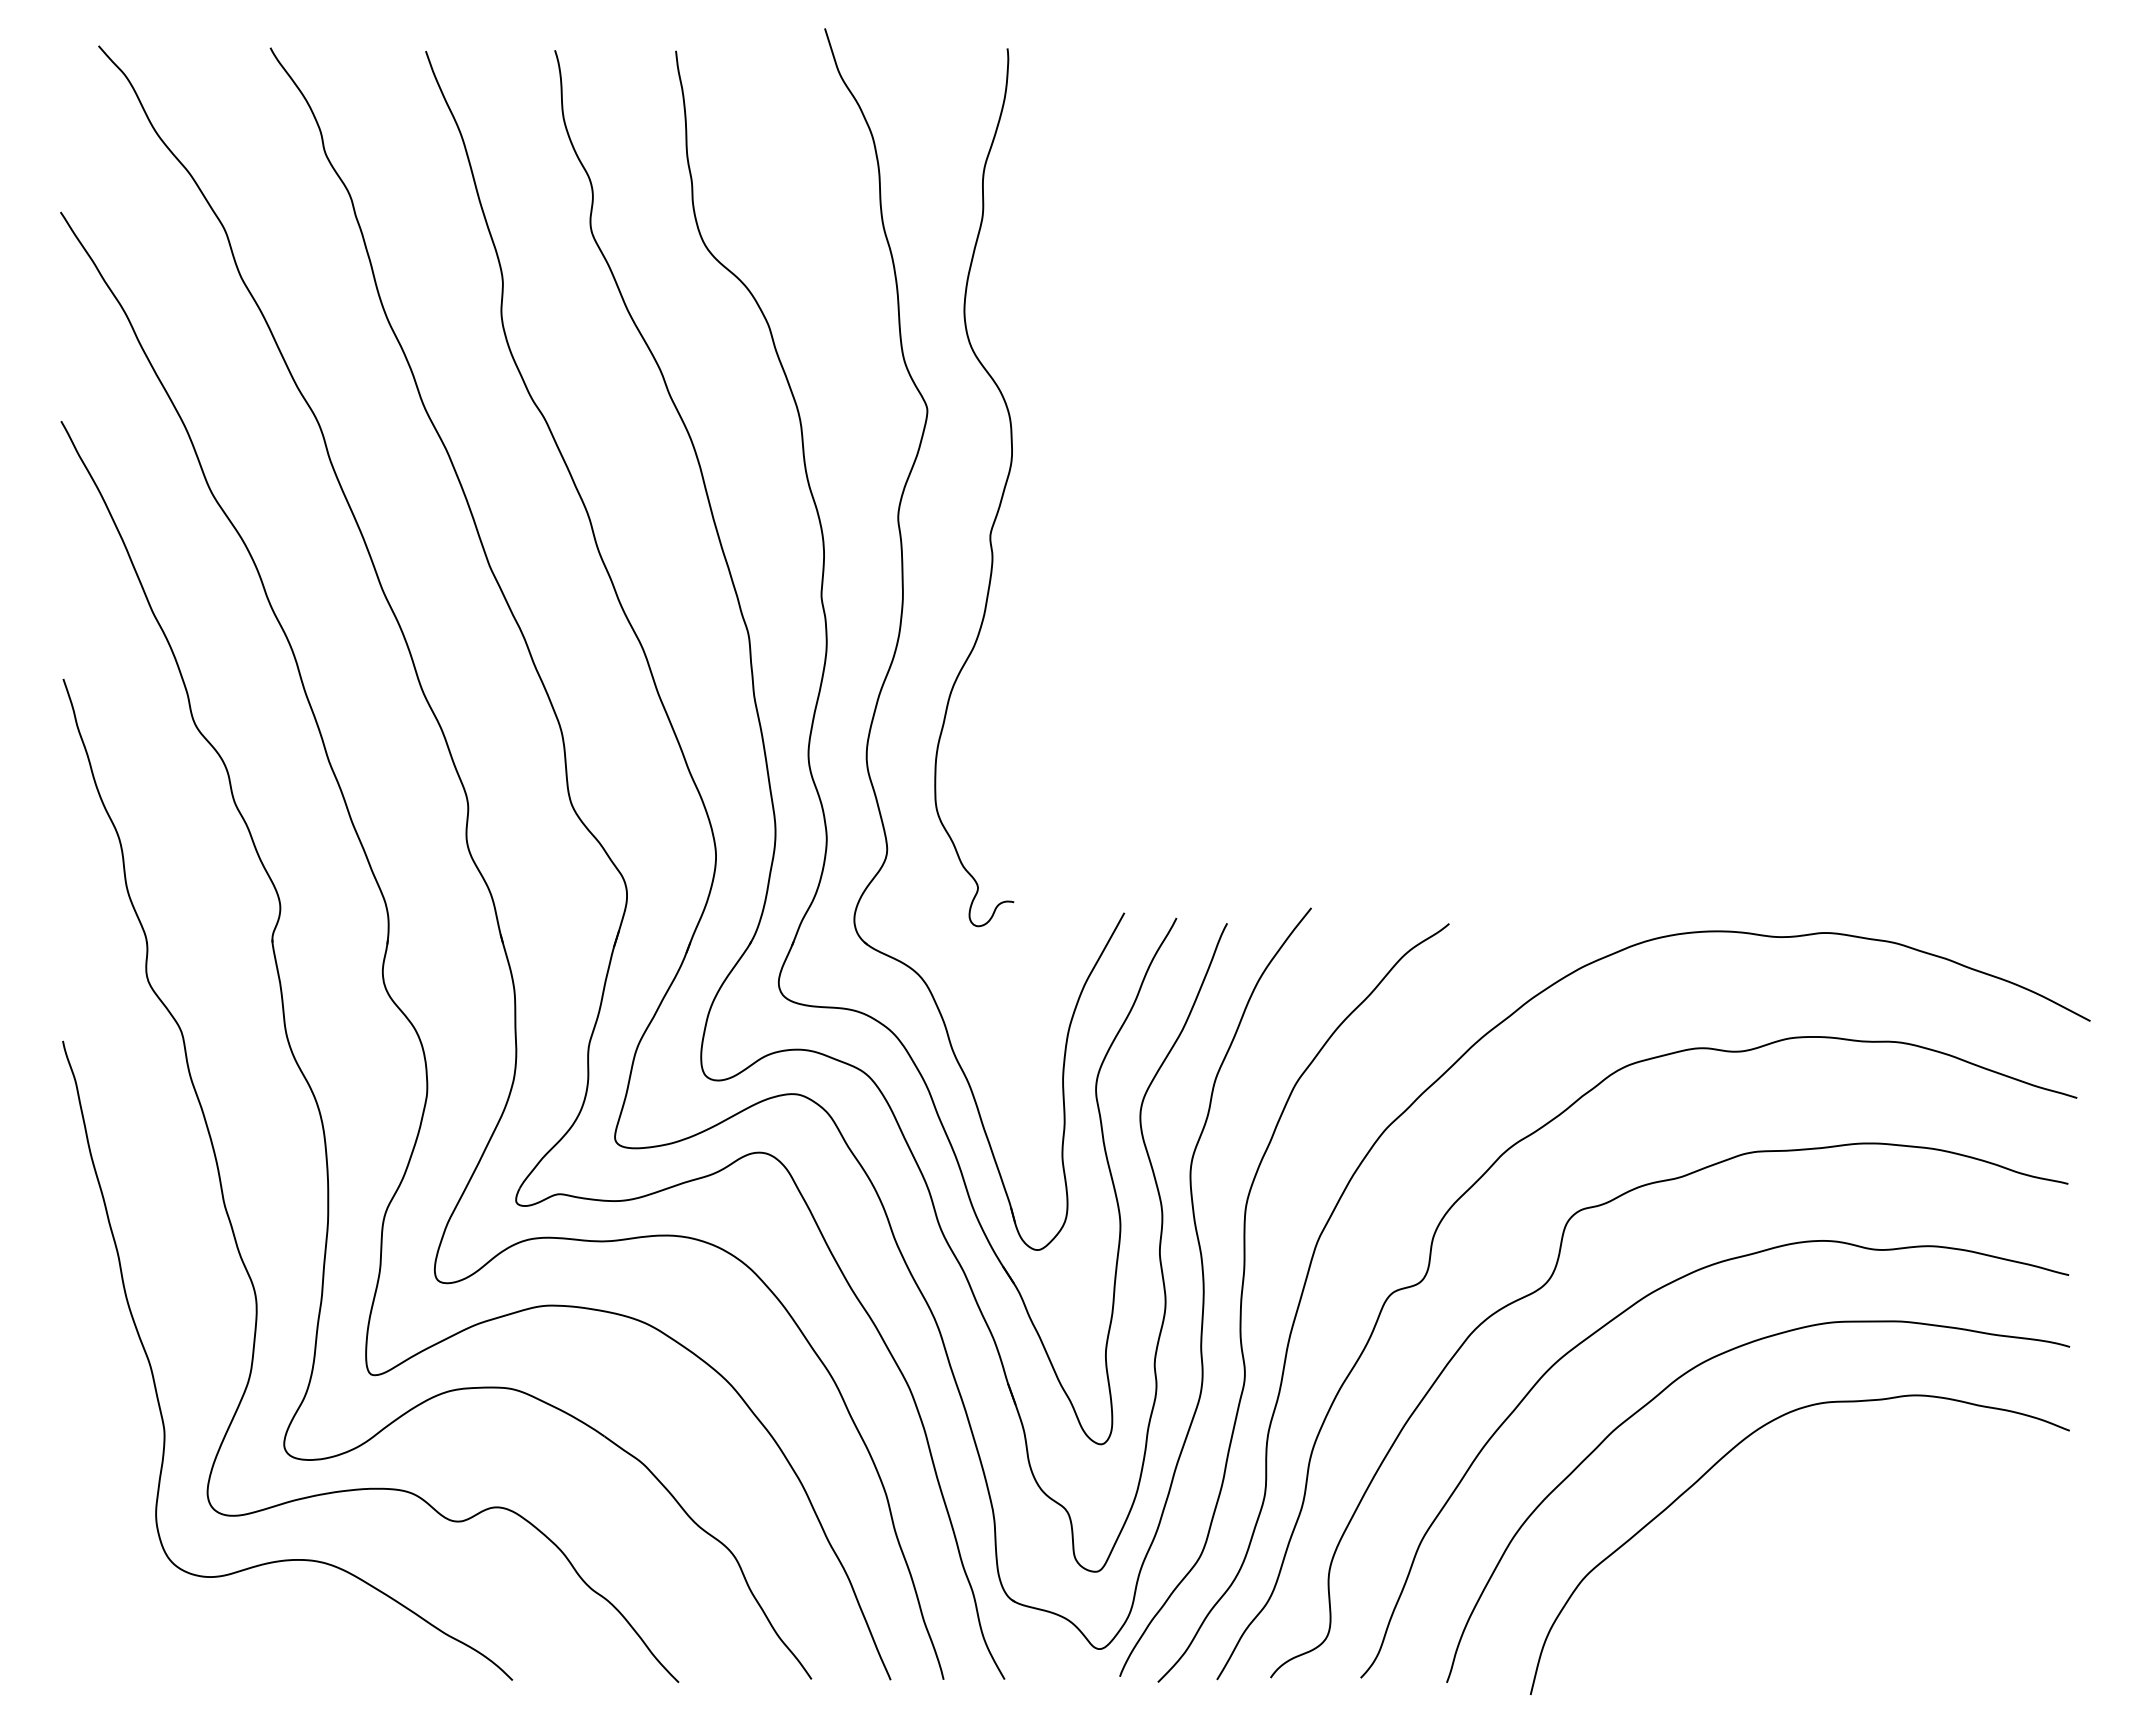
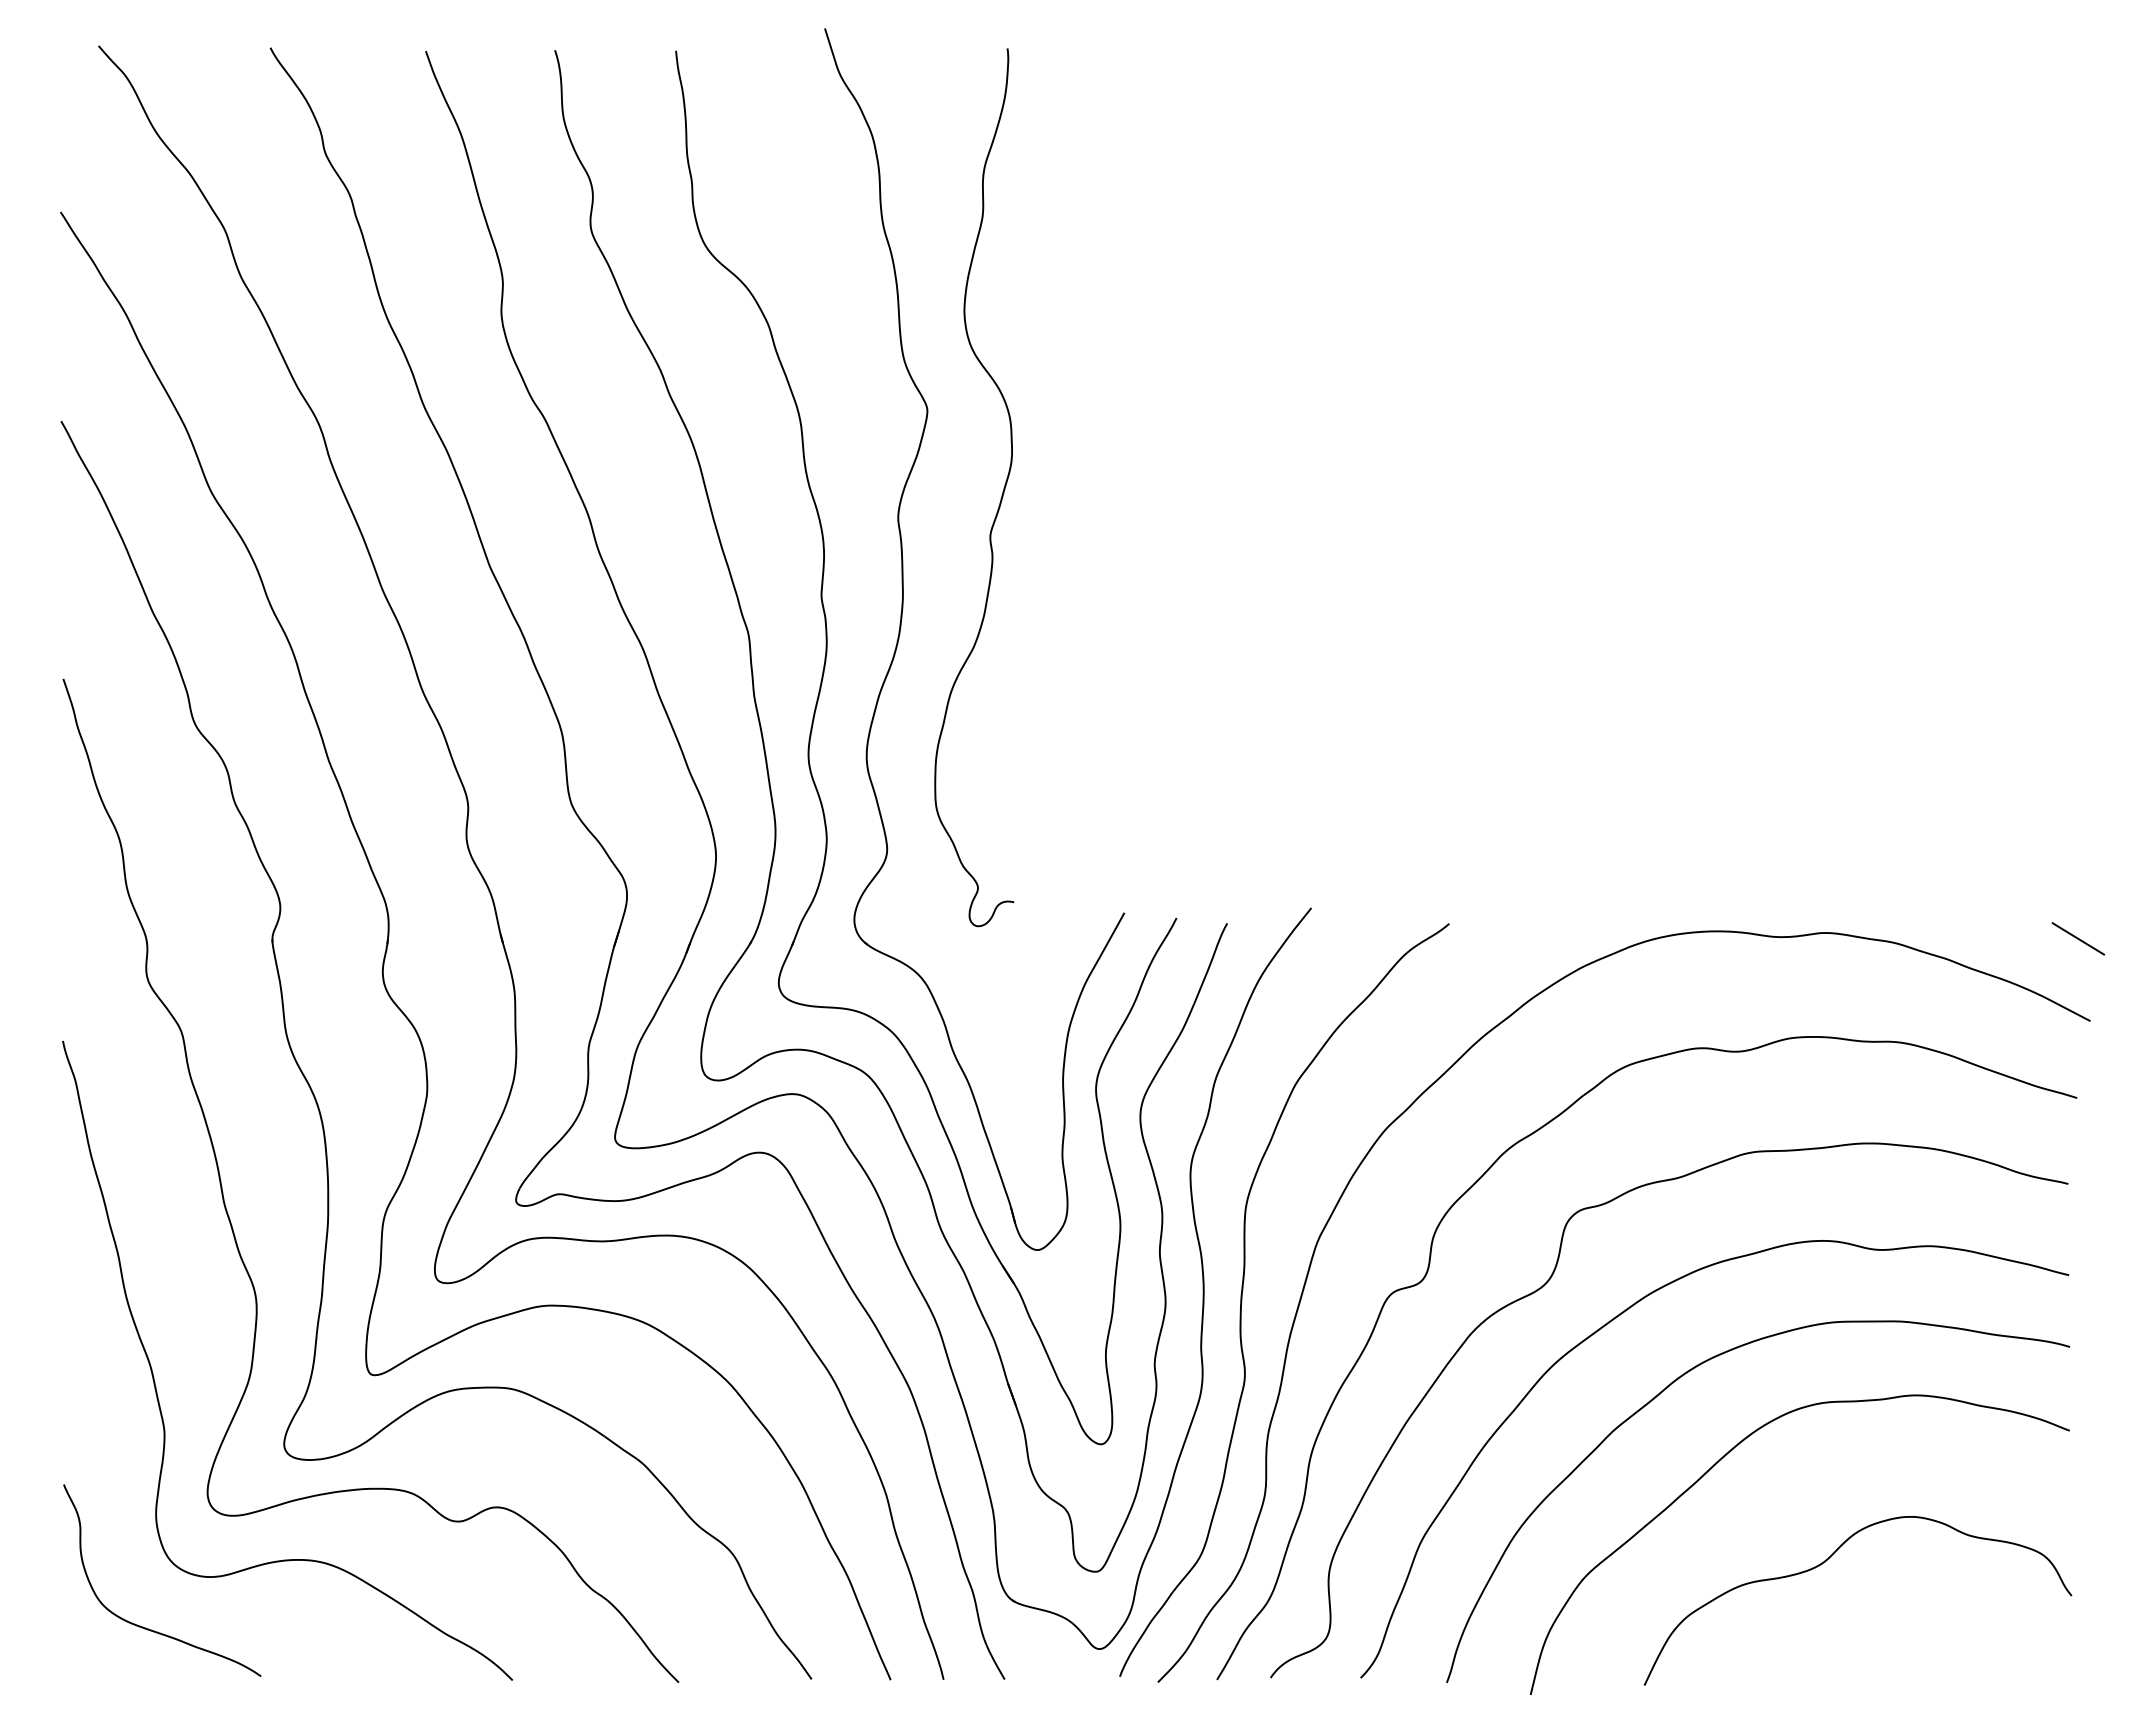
line: none -> present (2078, 938)
curve: none -> present (1825, 1562)
curve: none -> present (143, 1626)
